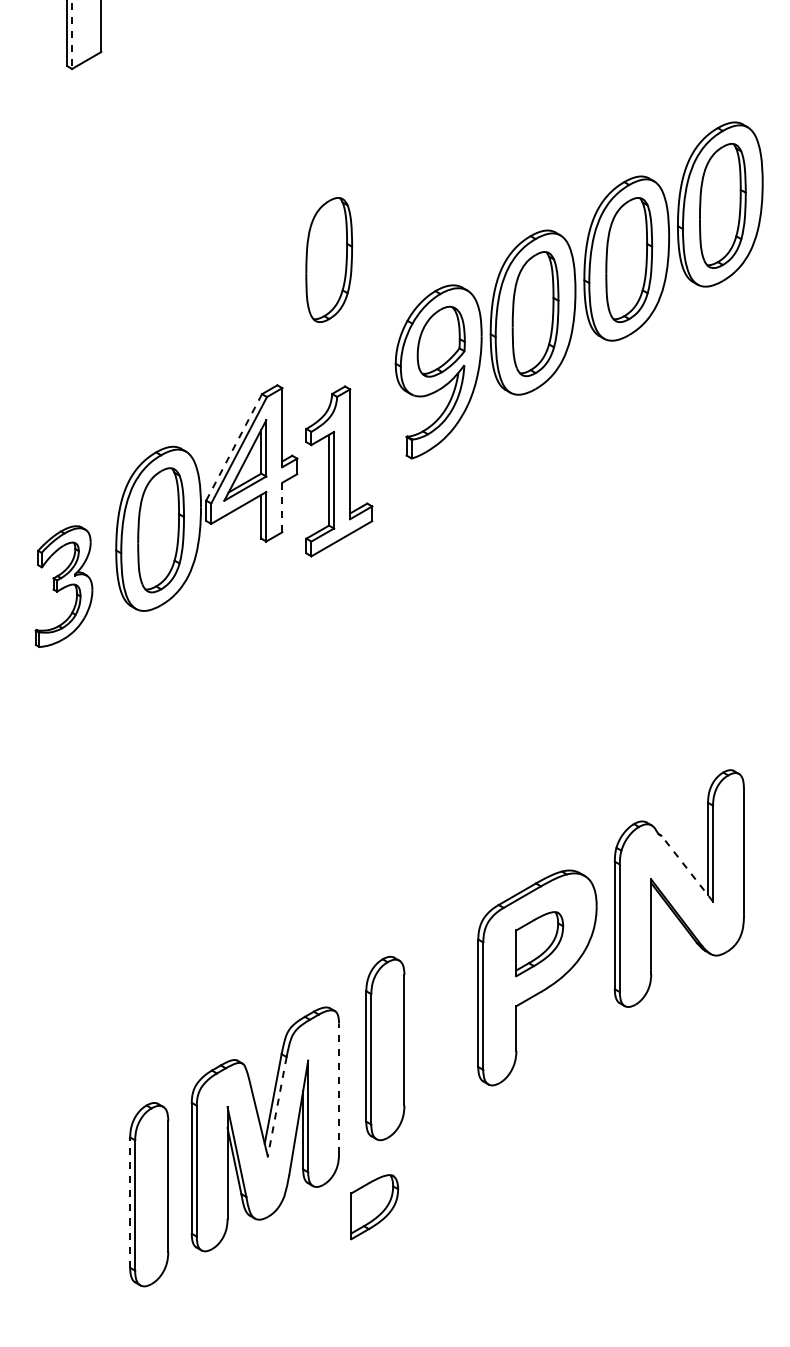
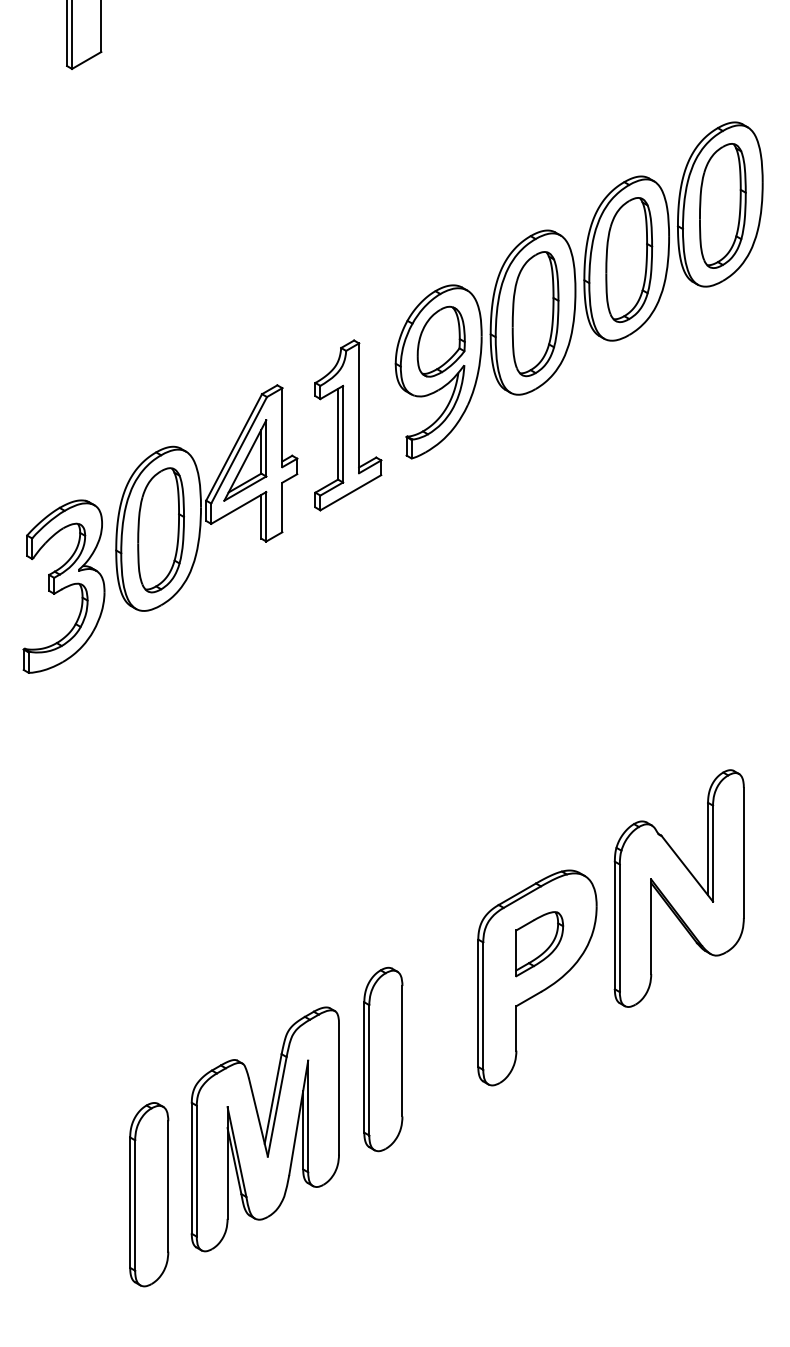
line: dashed -> solid (72, 35)
part: present -> none (329, 259)
line: dashed -> solid (234, 446)
part position: (339, 471) -> (348, 425) (348, 425)
line: dashed -> solid (282, 507)
part size: 60x123 px -> 84x175 px (63, 586)
line: dashed -> solid (687, 868)
part position: (385, 1048) -> (383, 1059) (383, 1059)
line: dashed -> solid (339, 1088)
line: dashed -> solid (277, 1106)
line: dashed -> solid (130, 1202)
part: present -> none (374, 1207)
